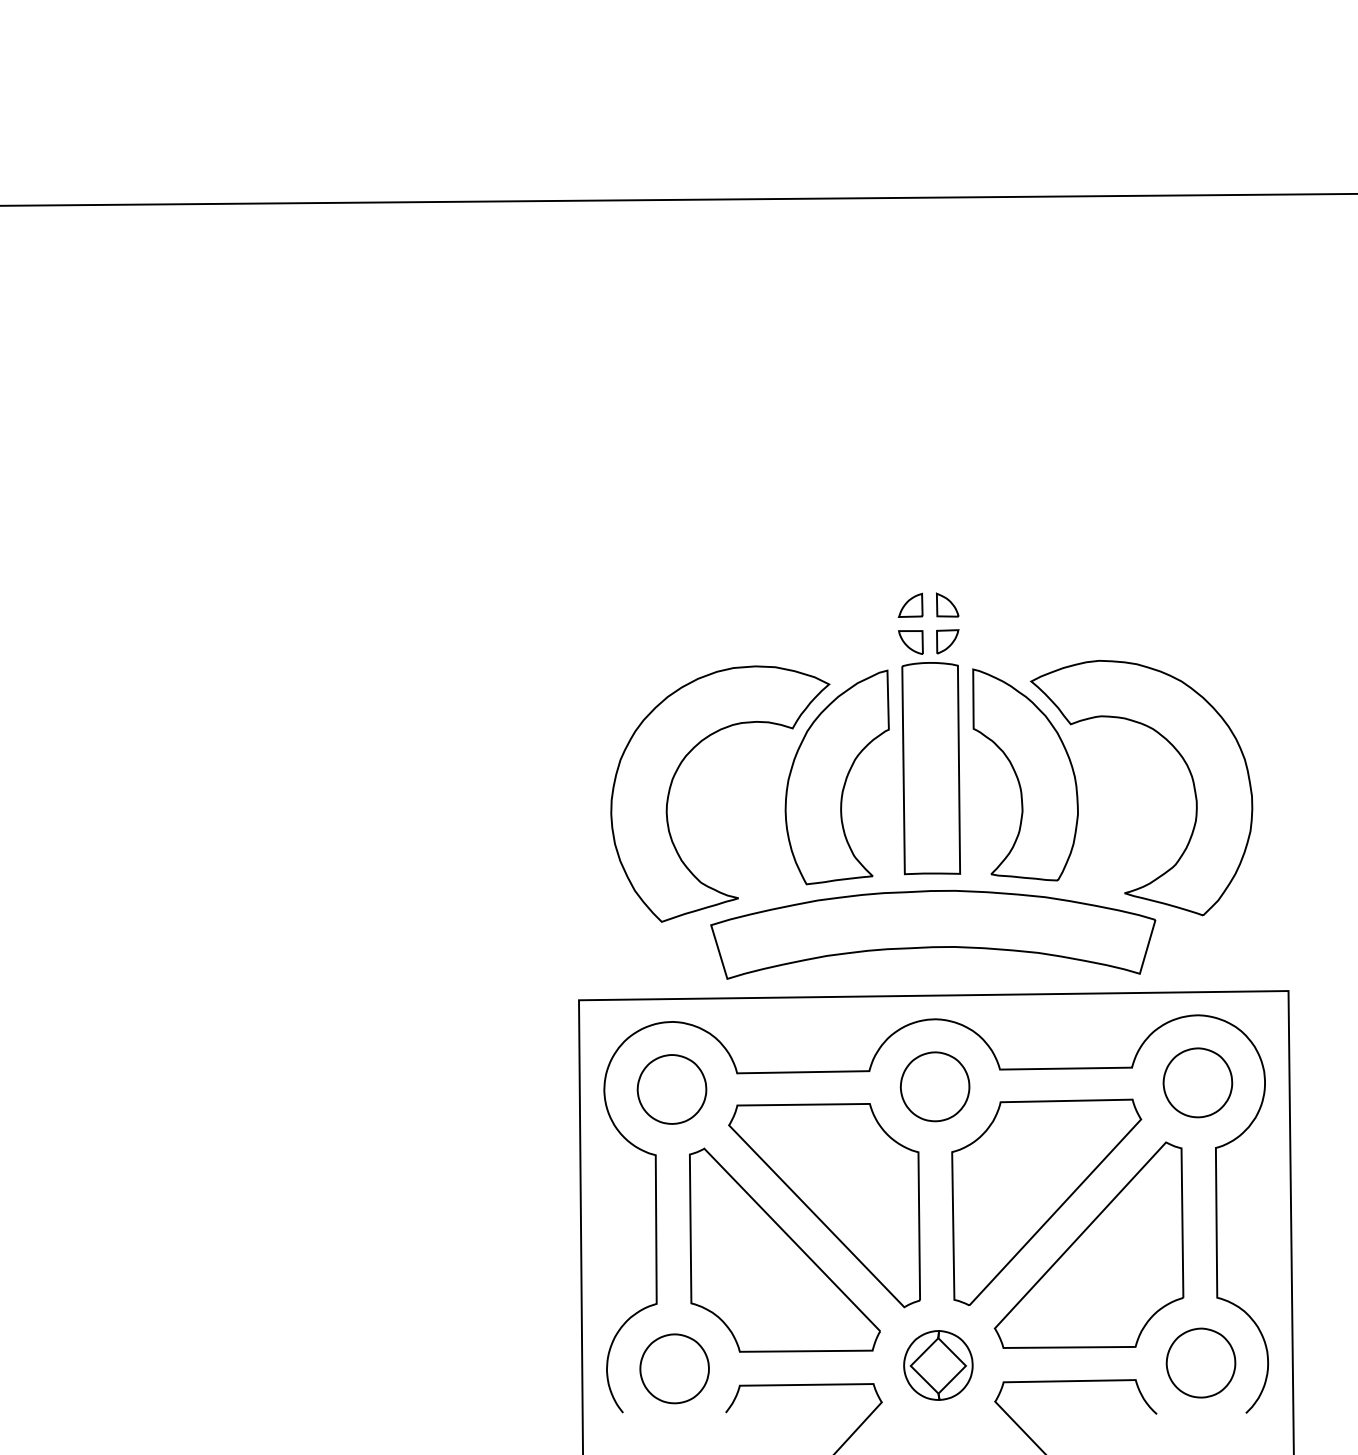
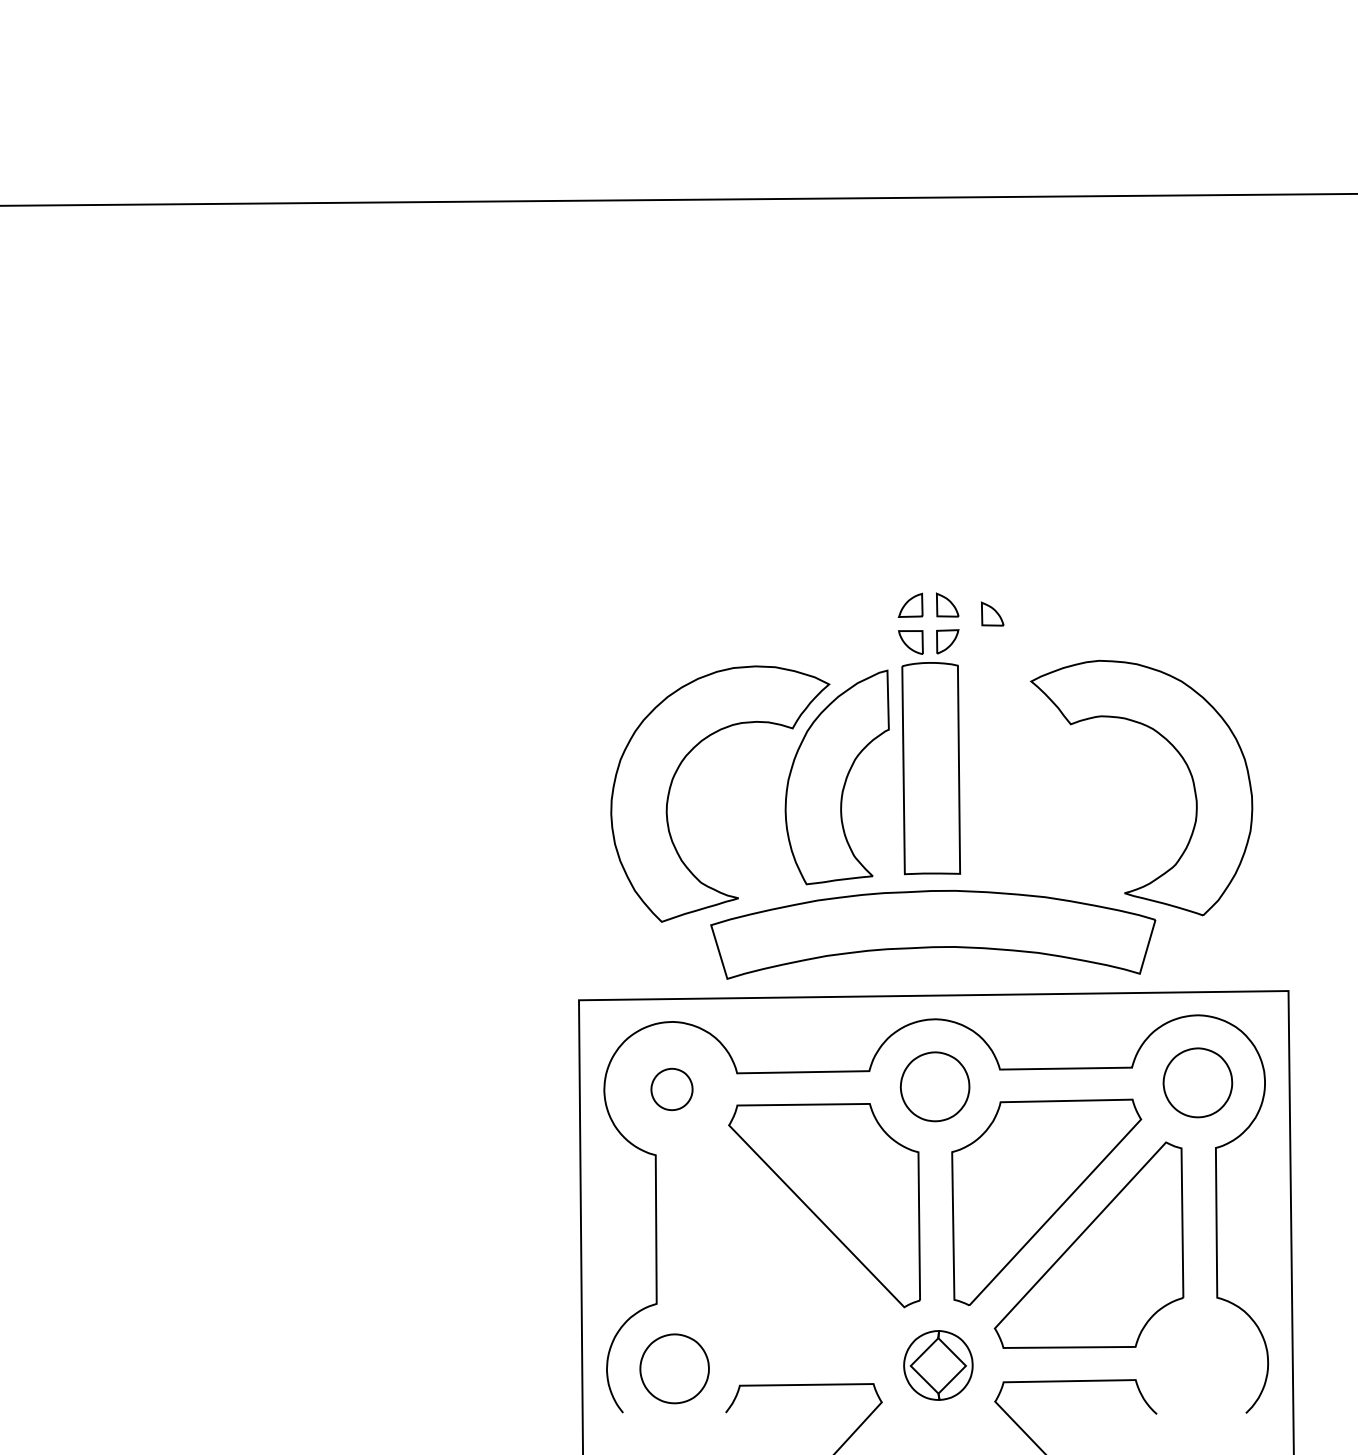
part: none -> present (992, 613)
part: present -> none (1025, 774)
part size: 72x71 px -> 44x45 px (671, 1089)
part: present -> none (784, 1249)
part: present -> none (1200, 1362)
